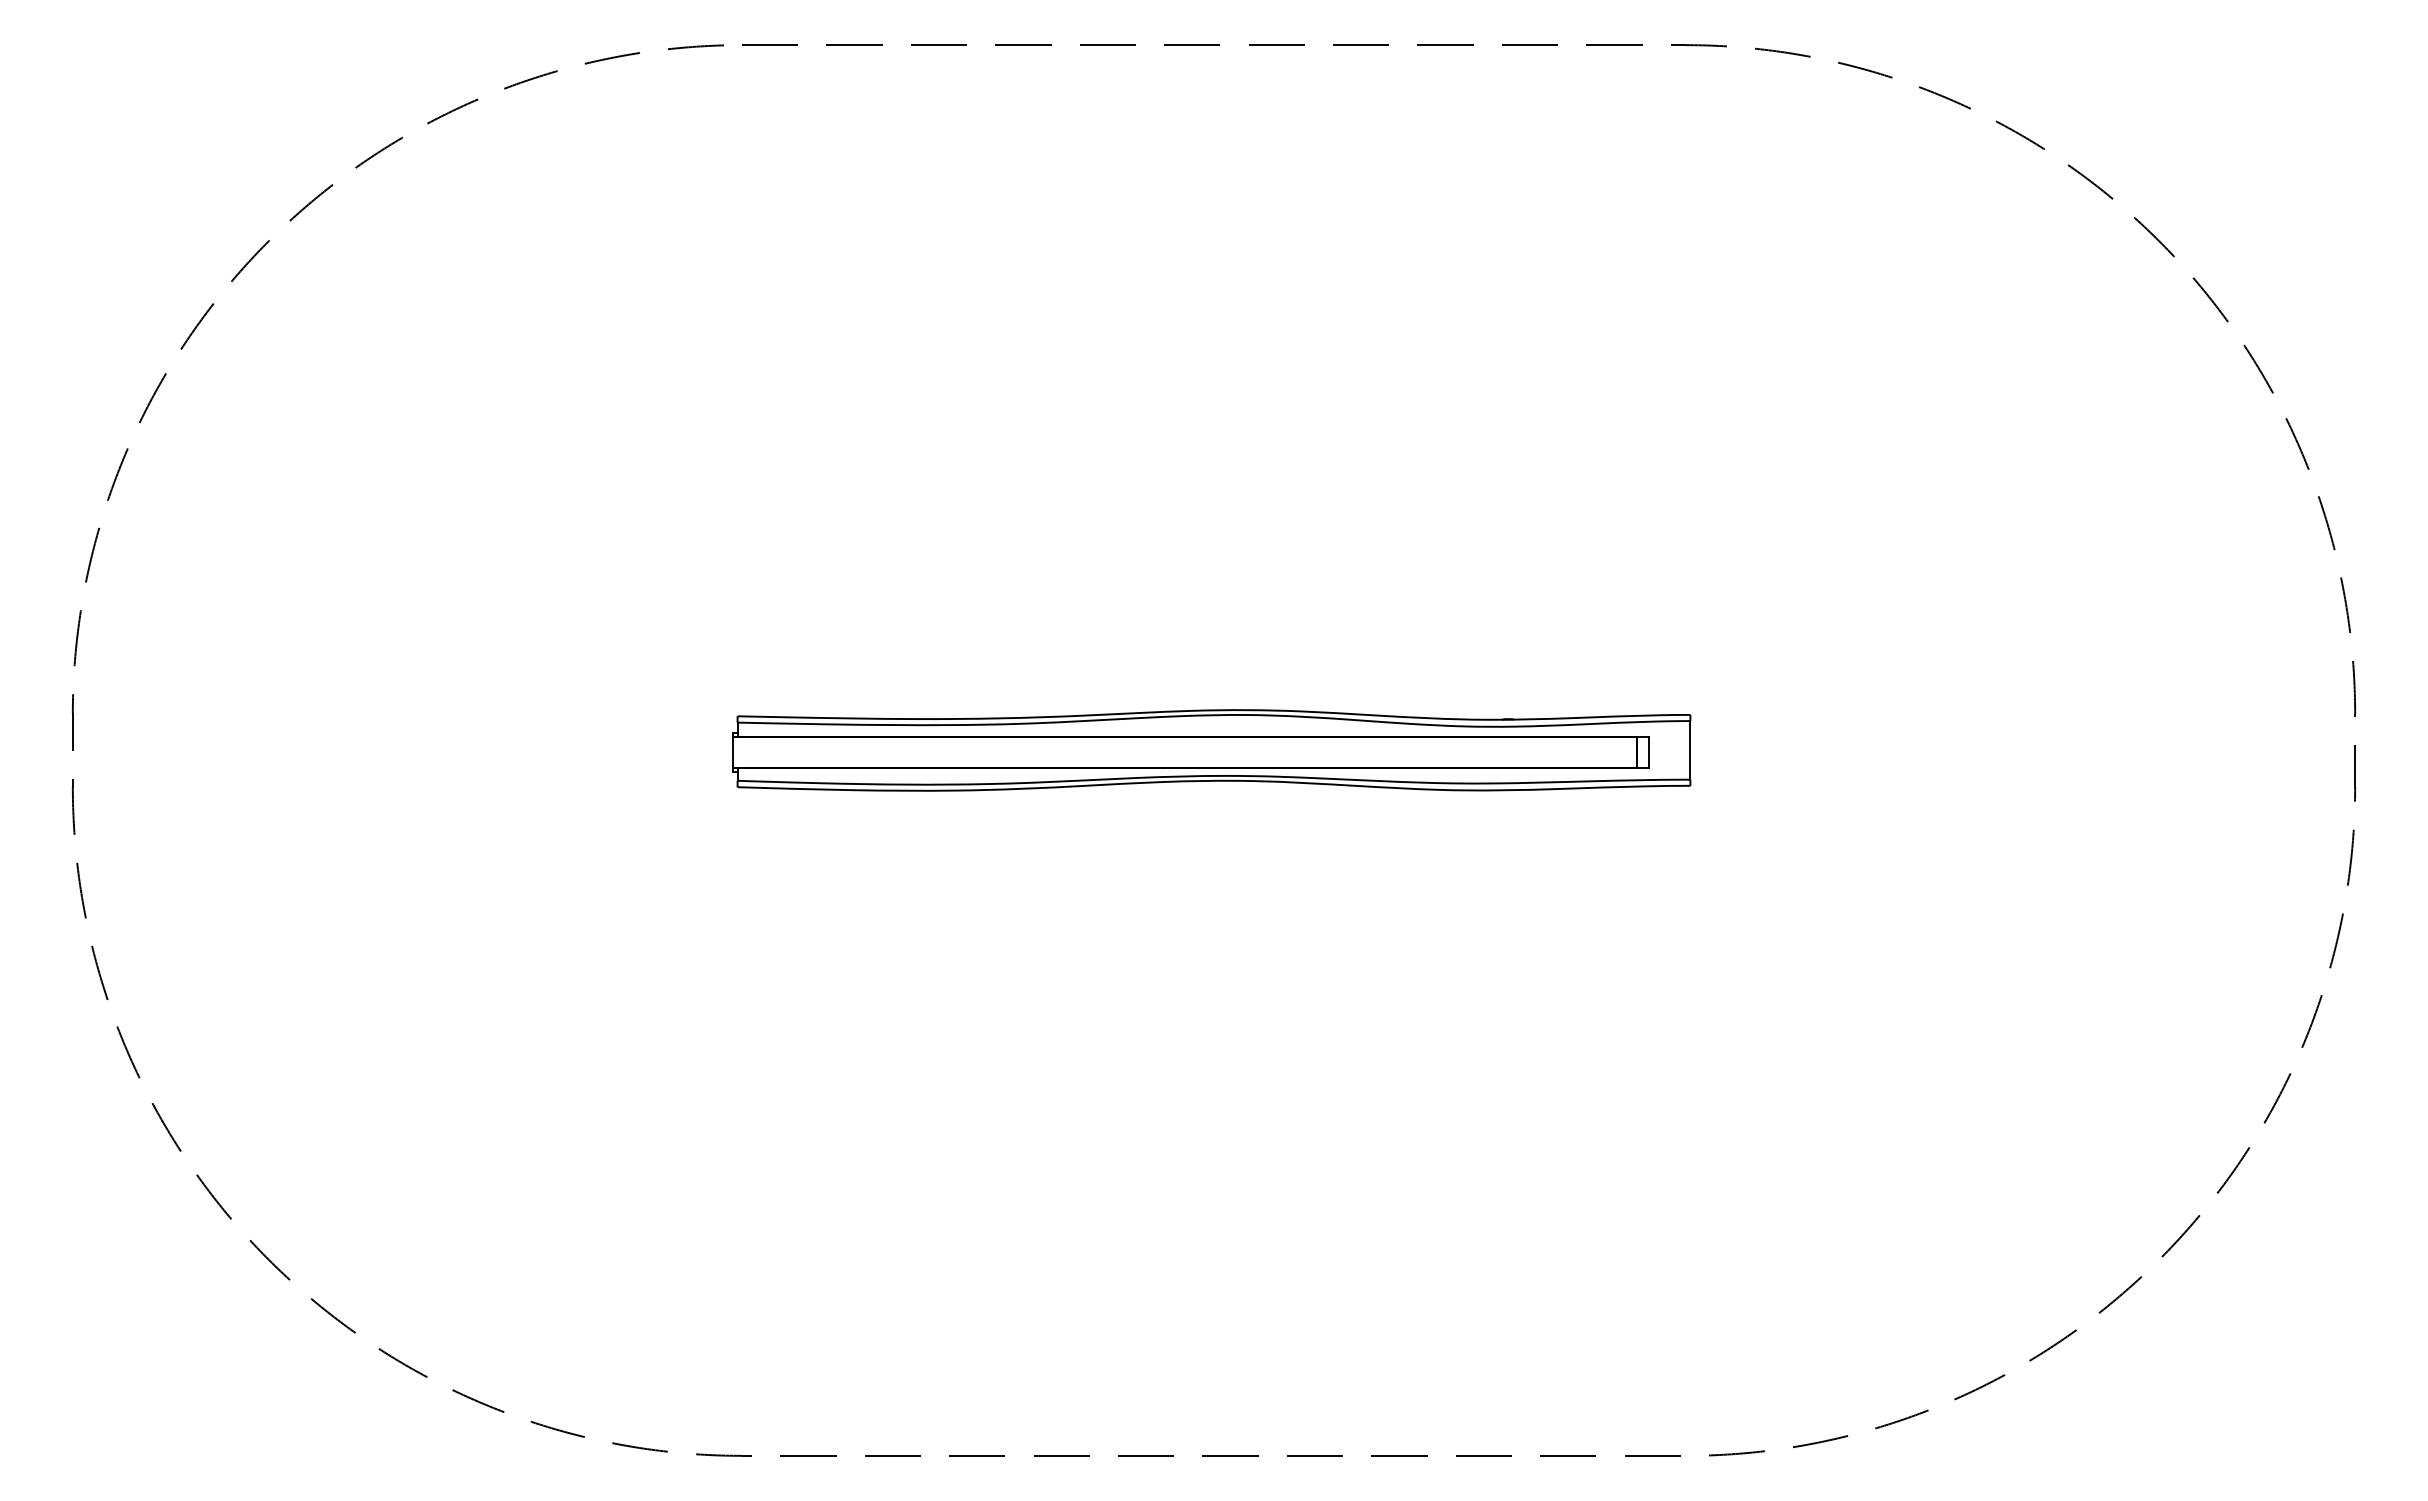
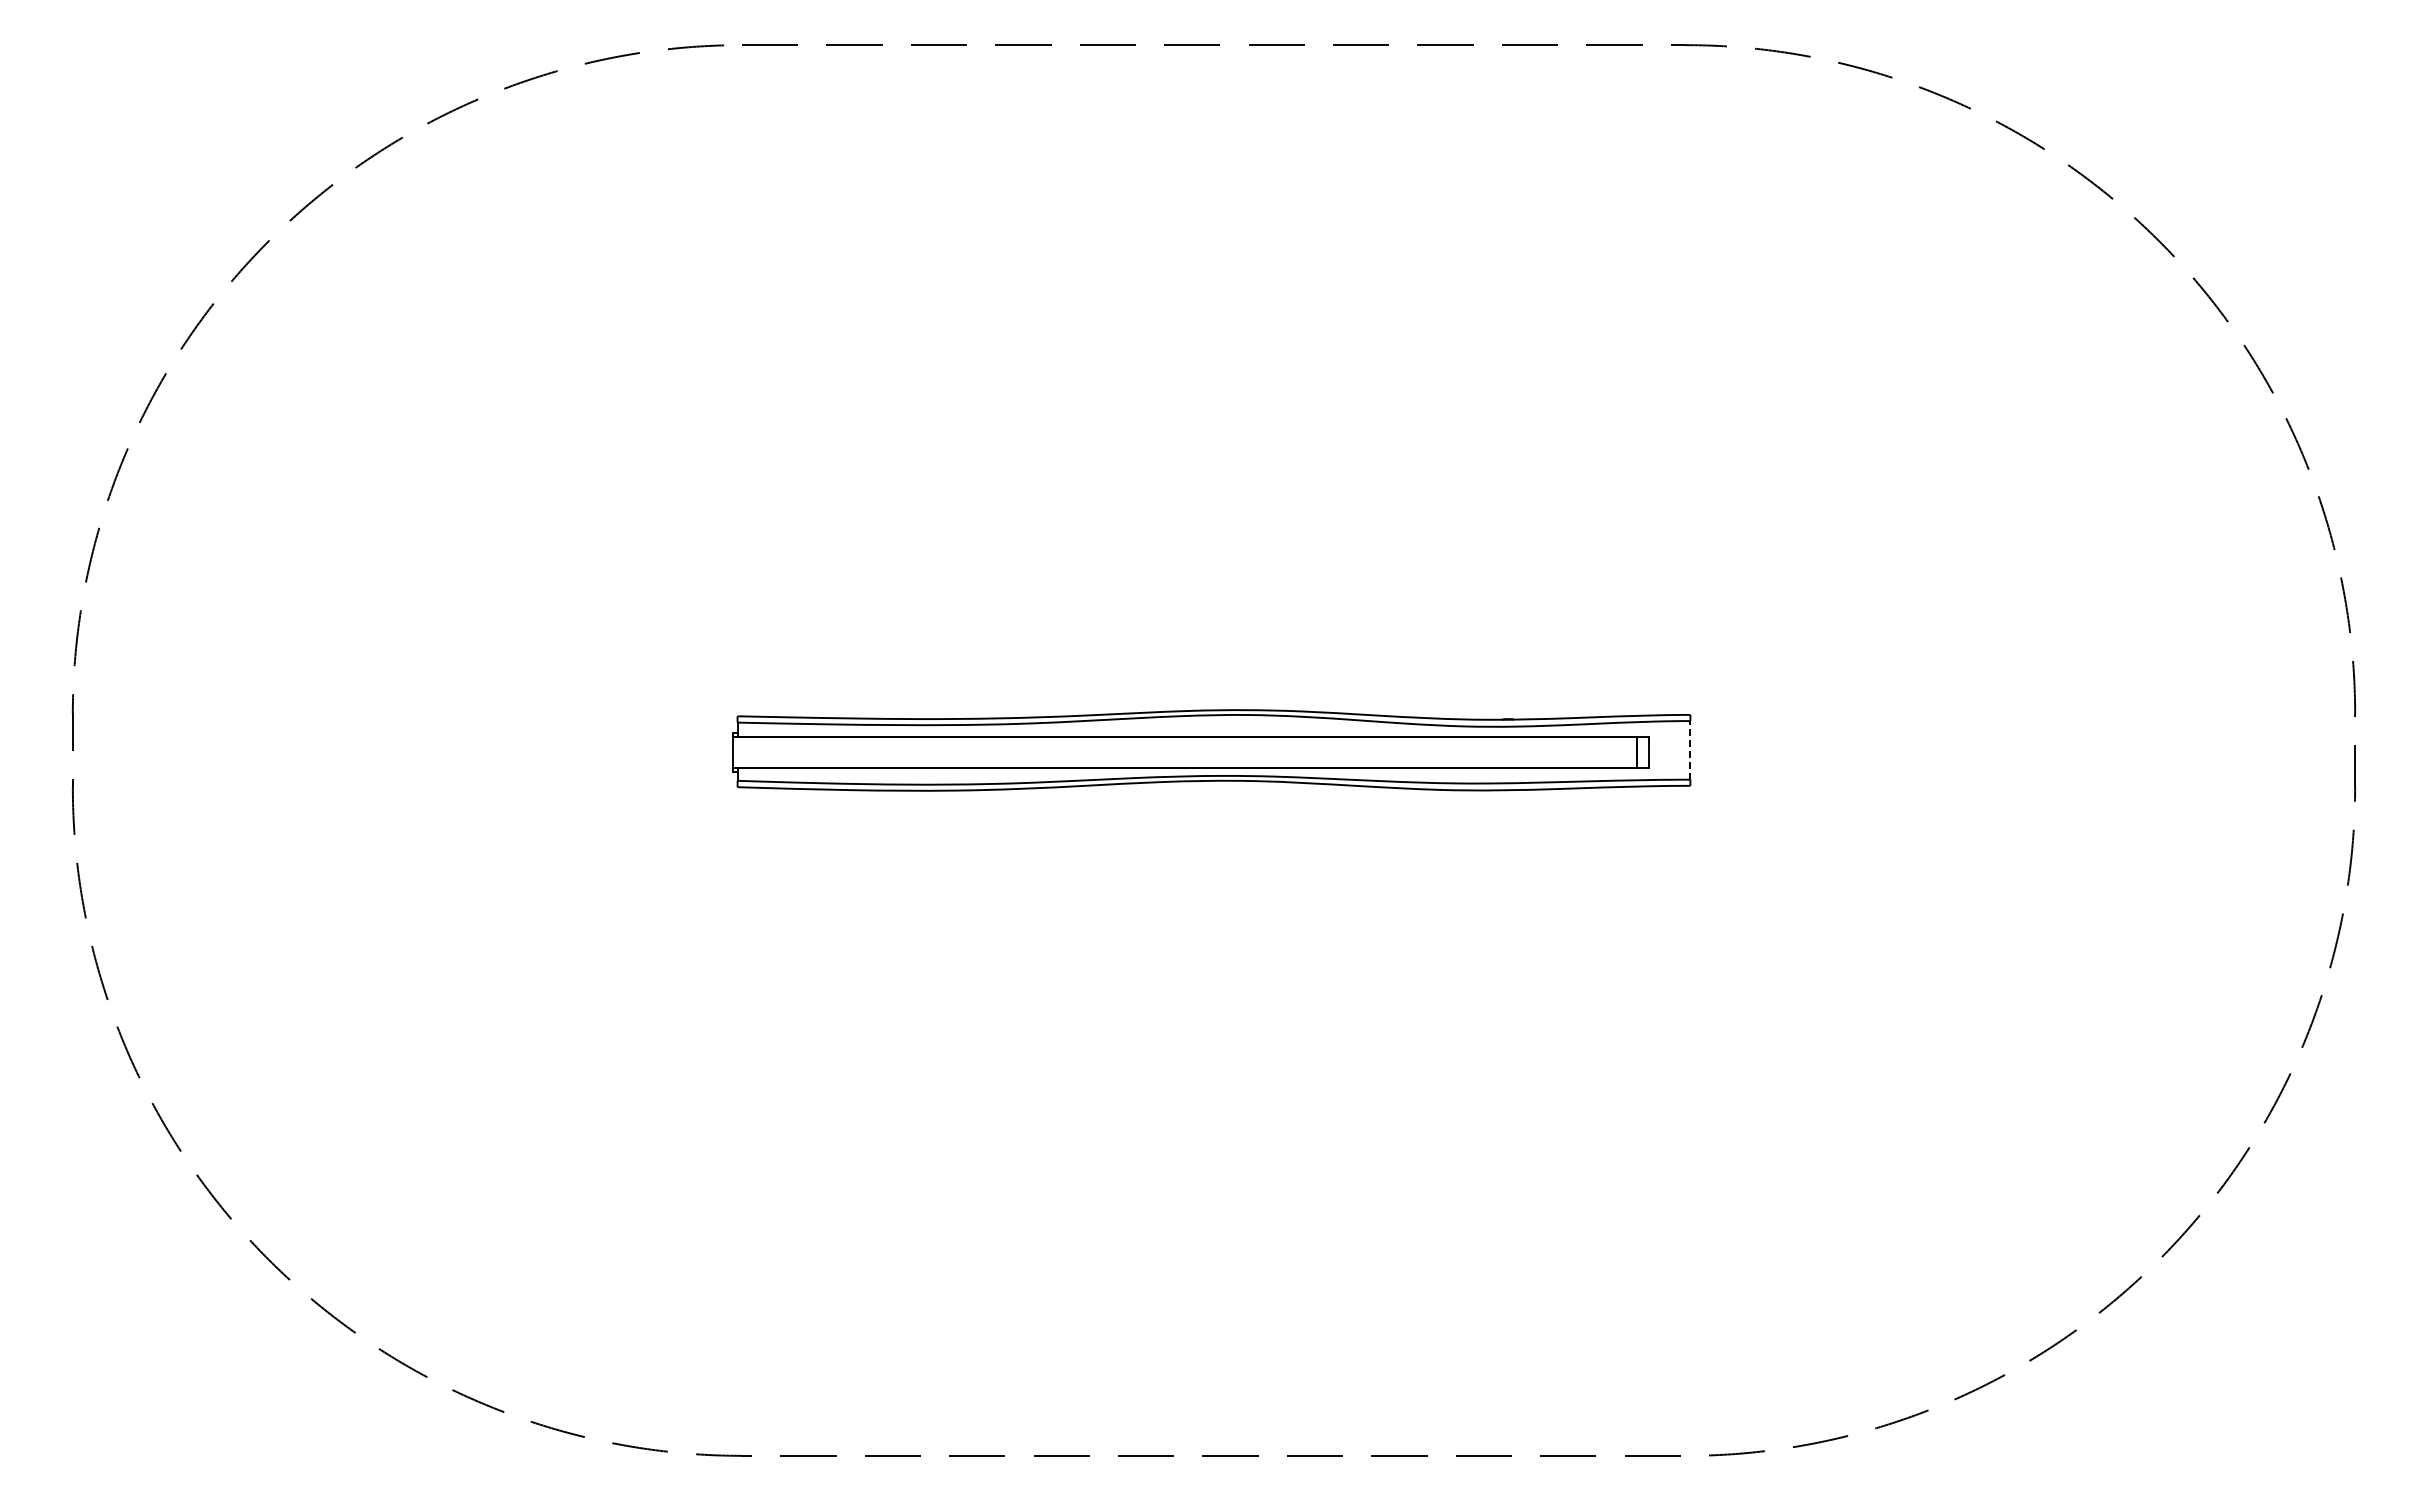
line: solid -> dashed (1690, 749)
